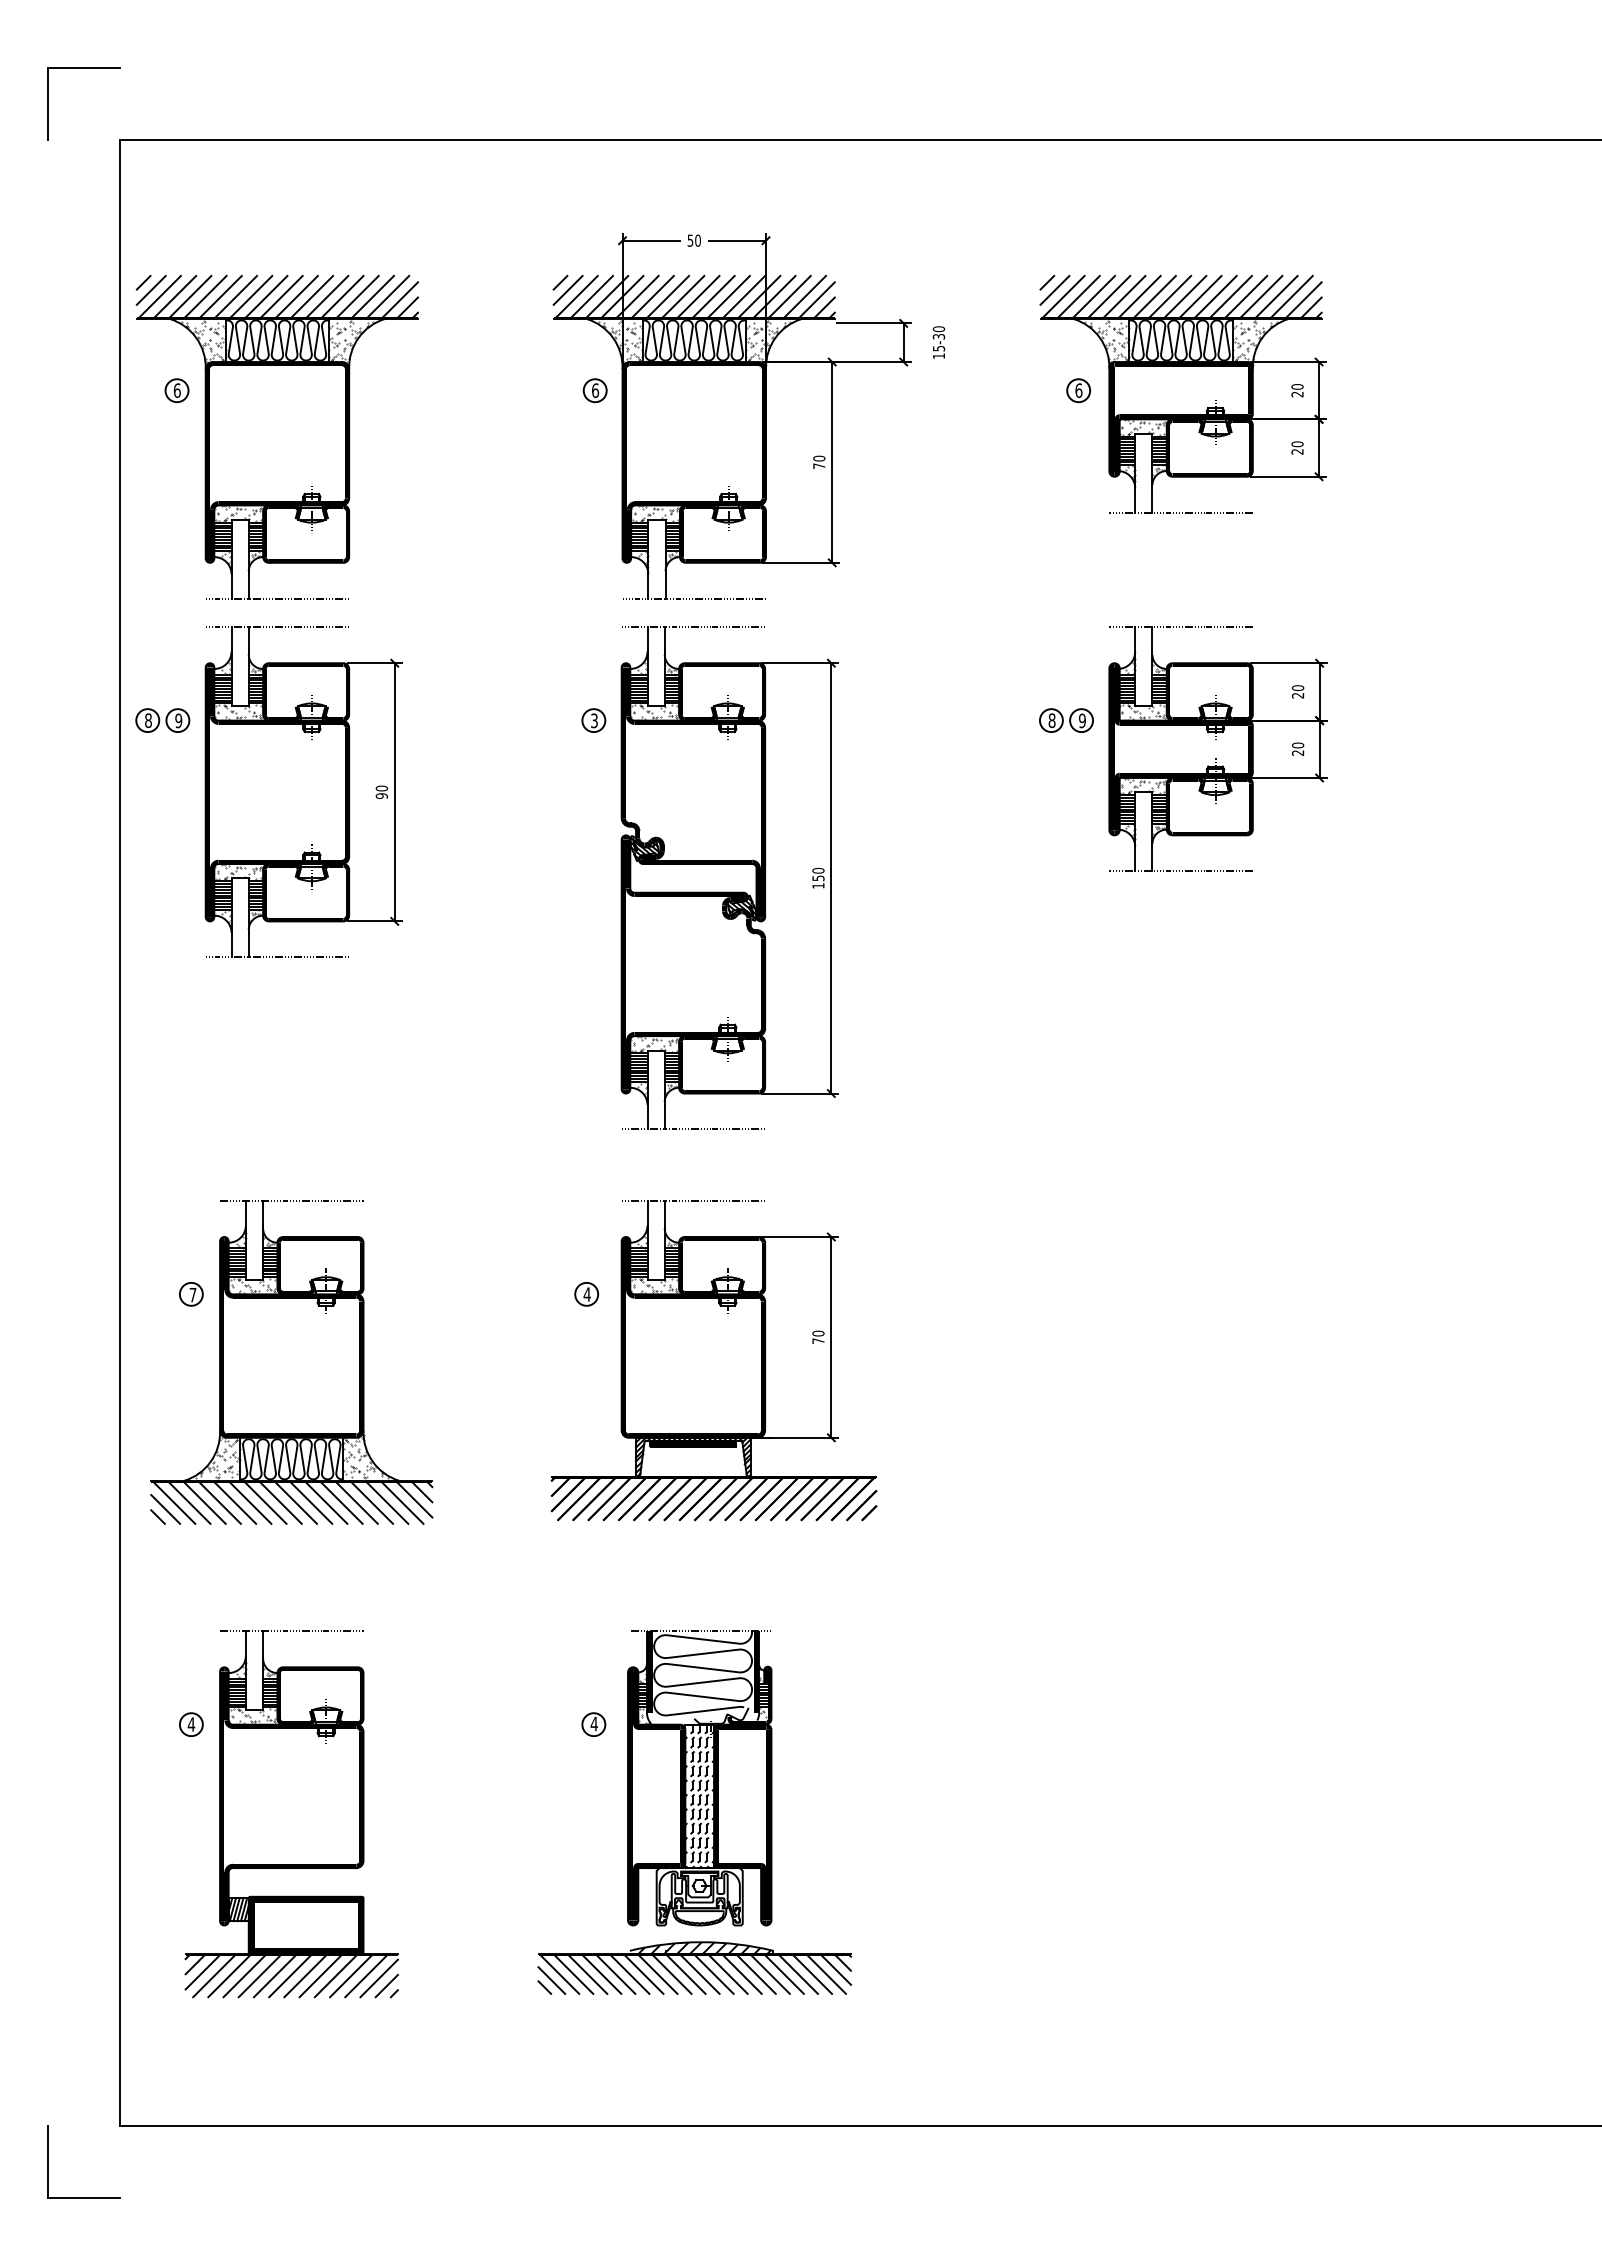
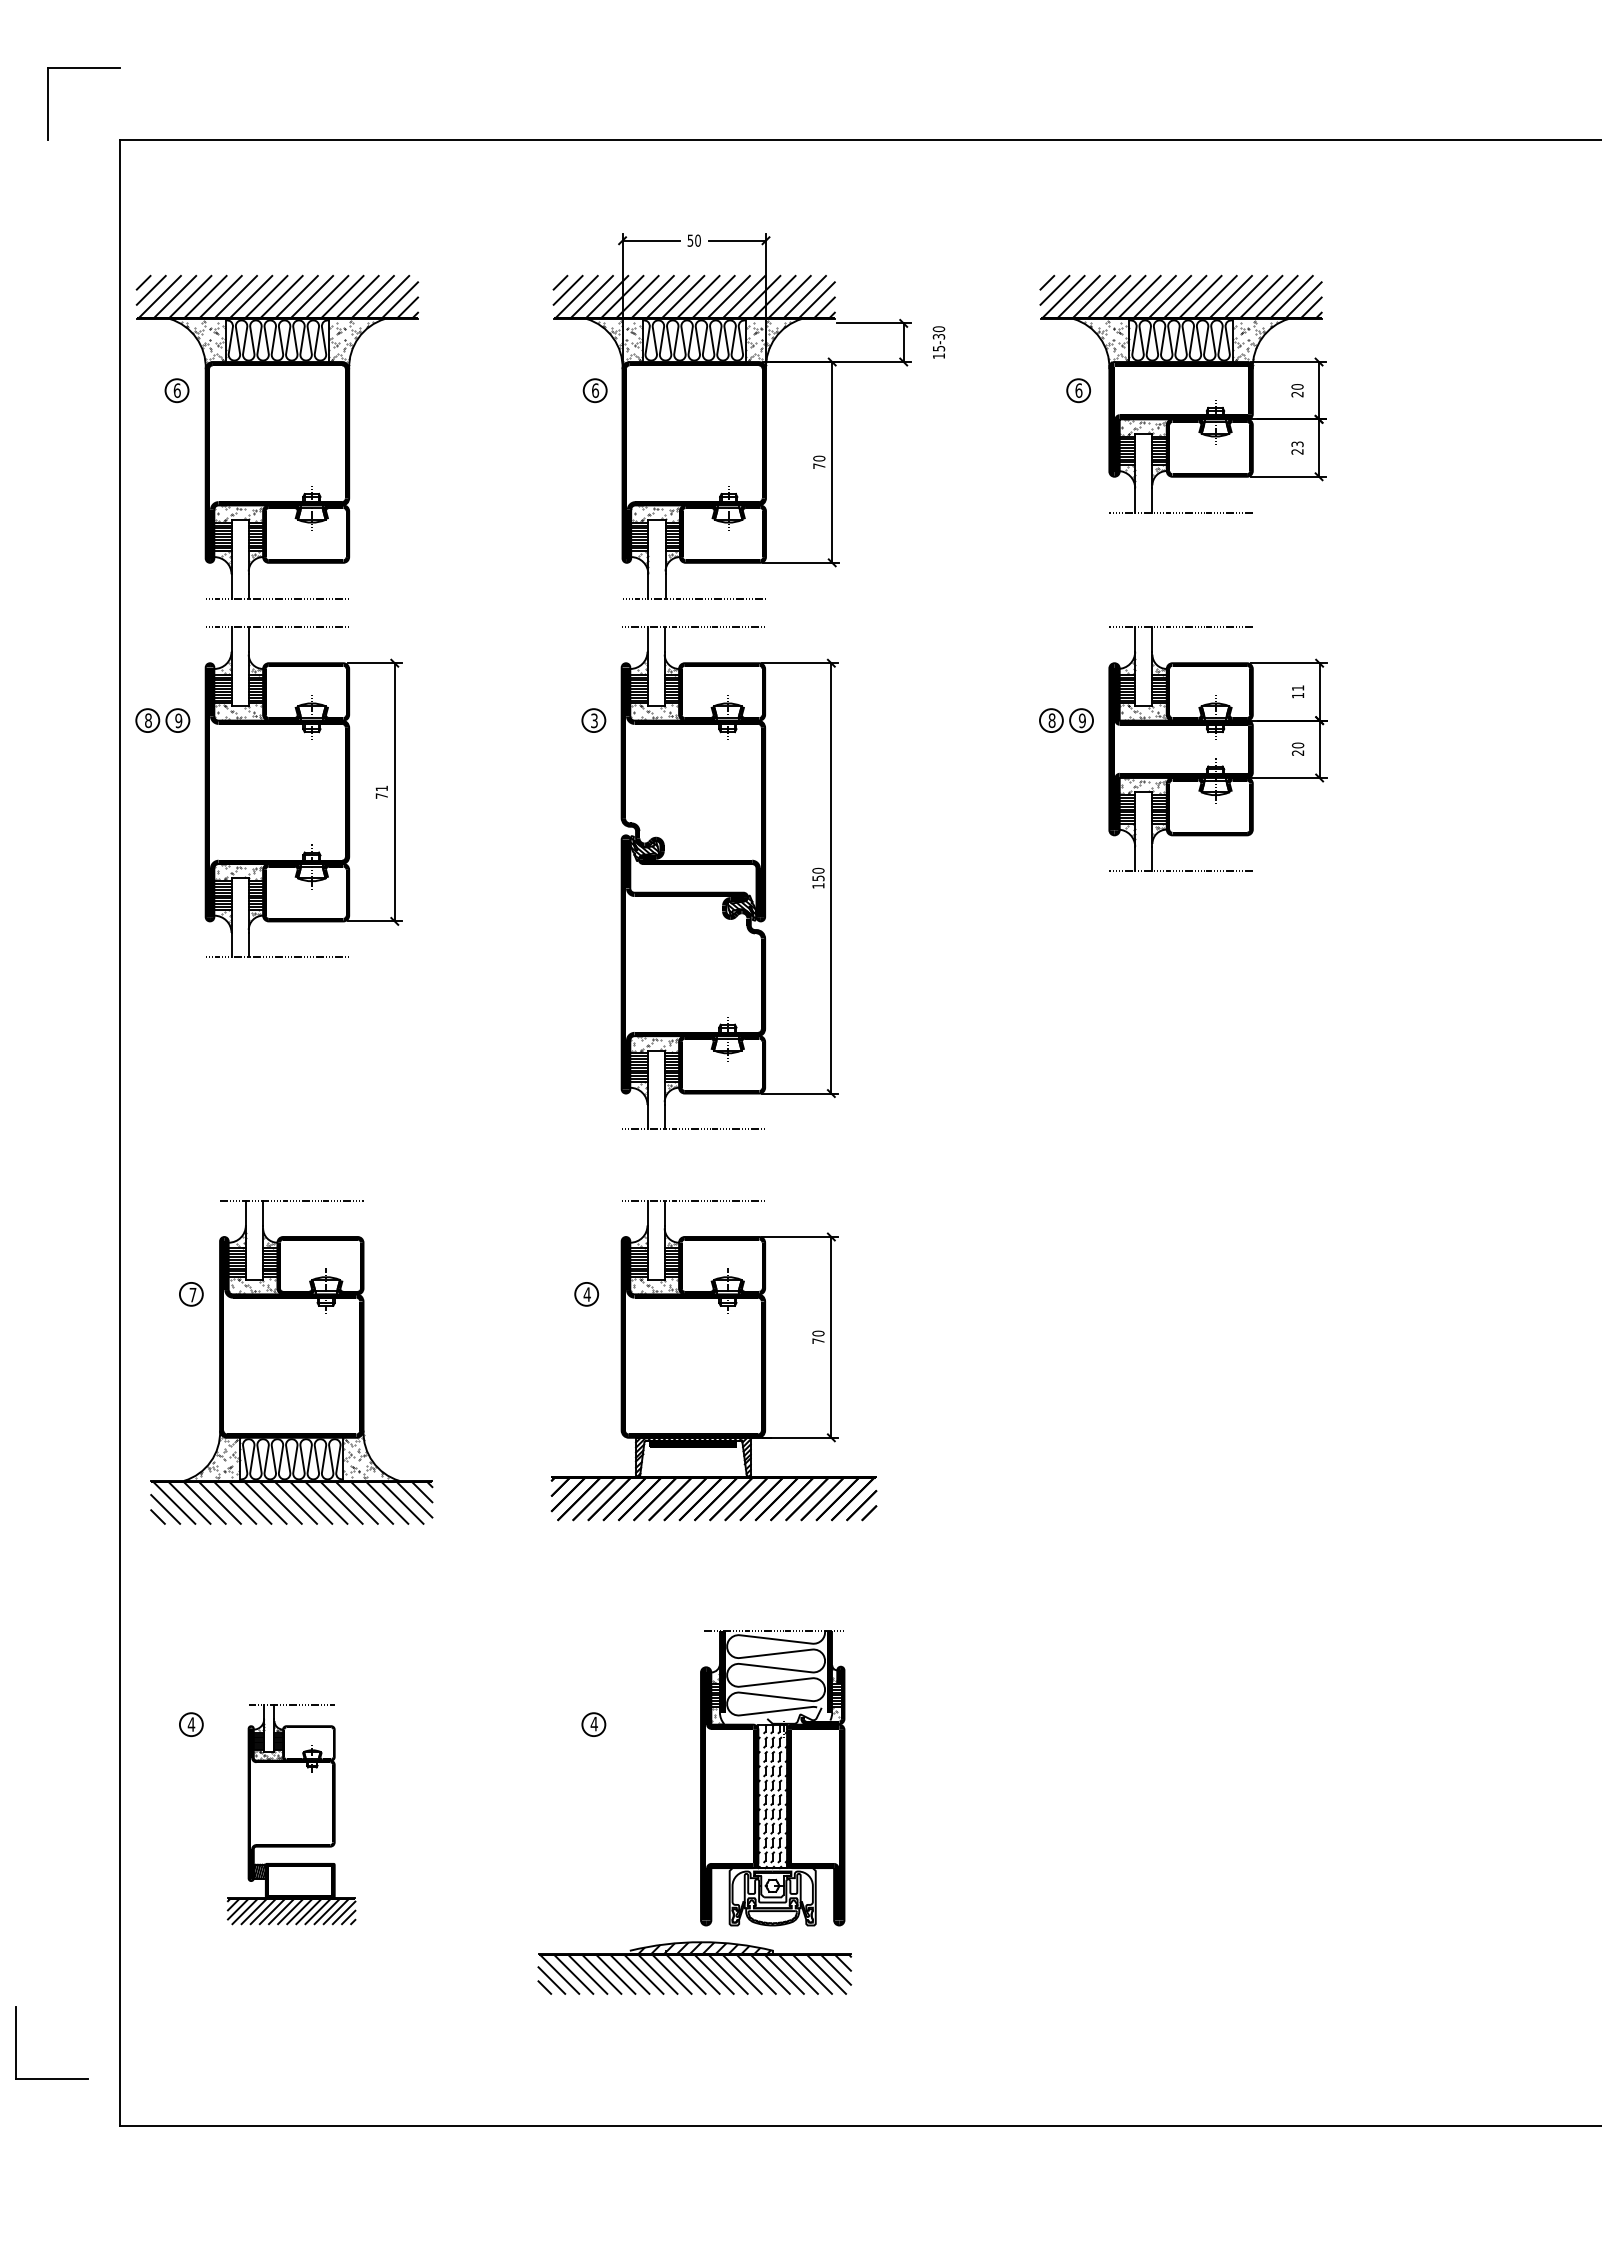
text: 20 -> 23 (1297, 444)
text: 20 -> 11 (1298, 691)
text: 90 -> 71 (381, 792)
part position: (699, 1778) -> (772, 1778) (772, 1778)
part size: 215x369 px -> 131x222 px (291, 1814)
part position: (48, 2161) -> (16, 2042) (16, 2042)
